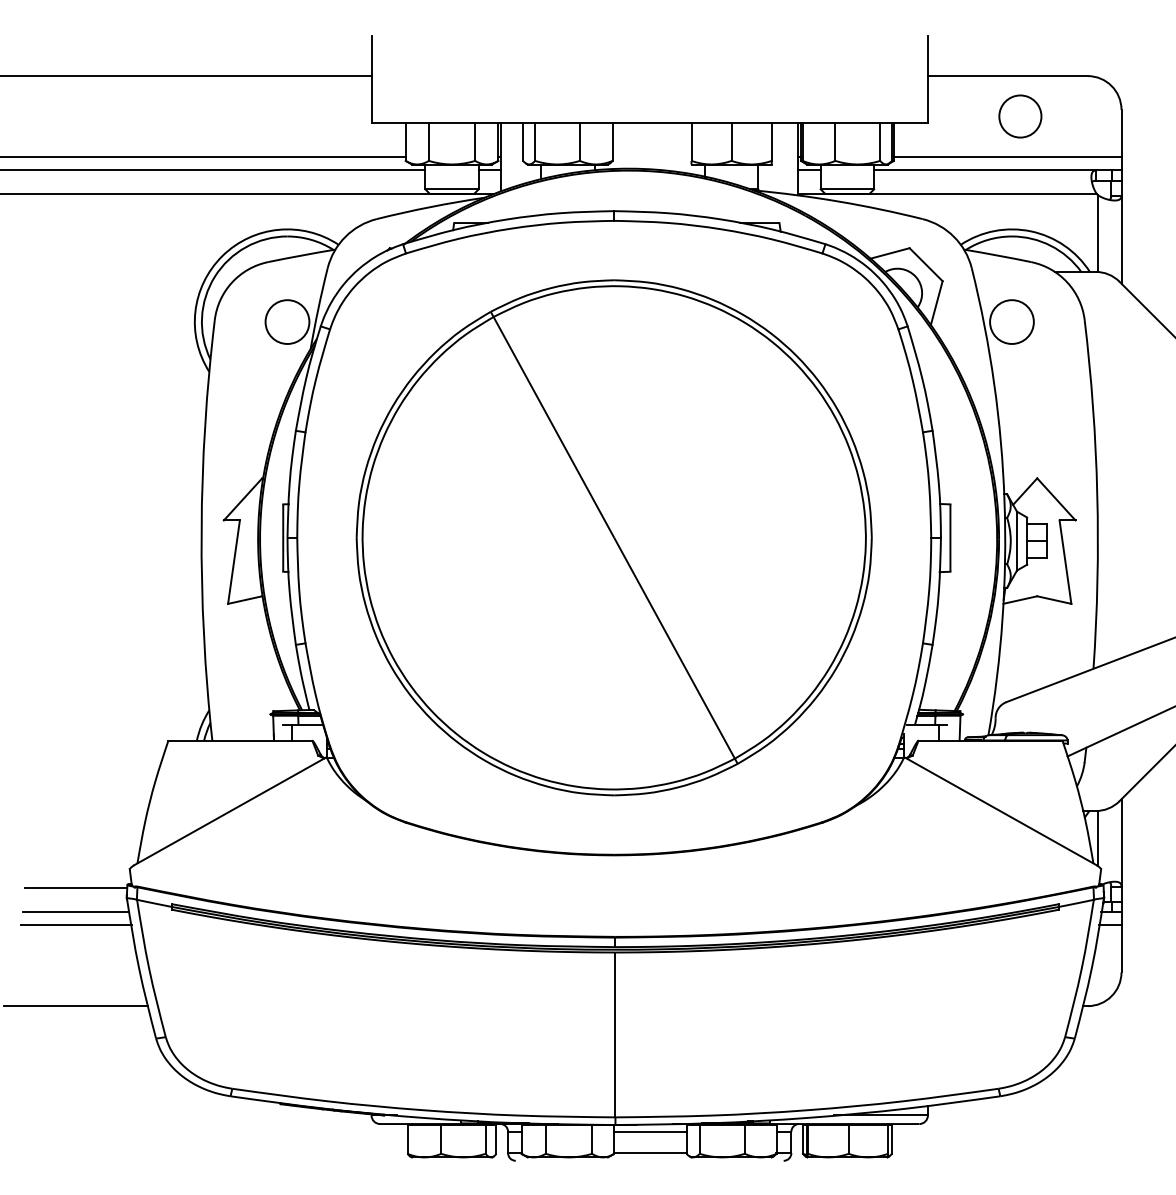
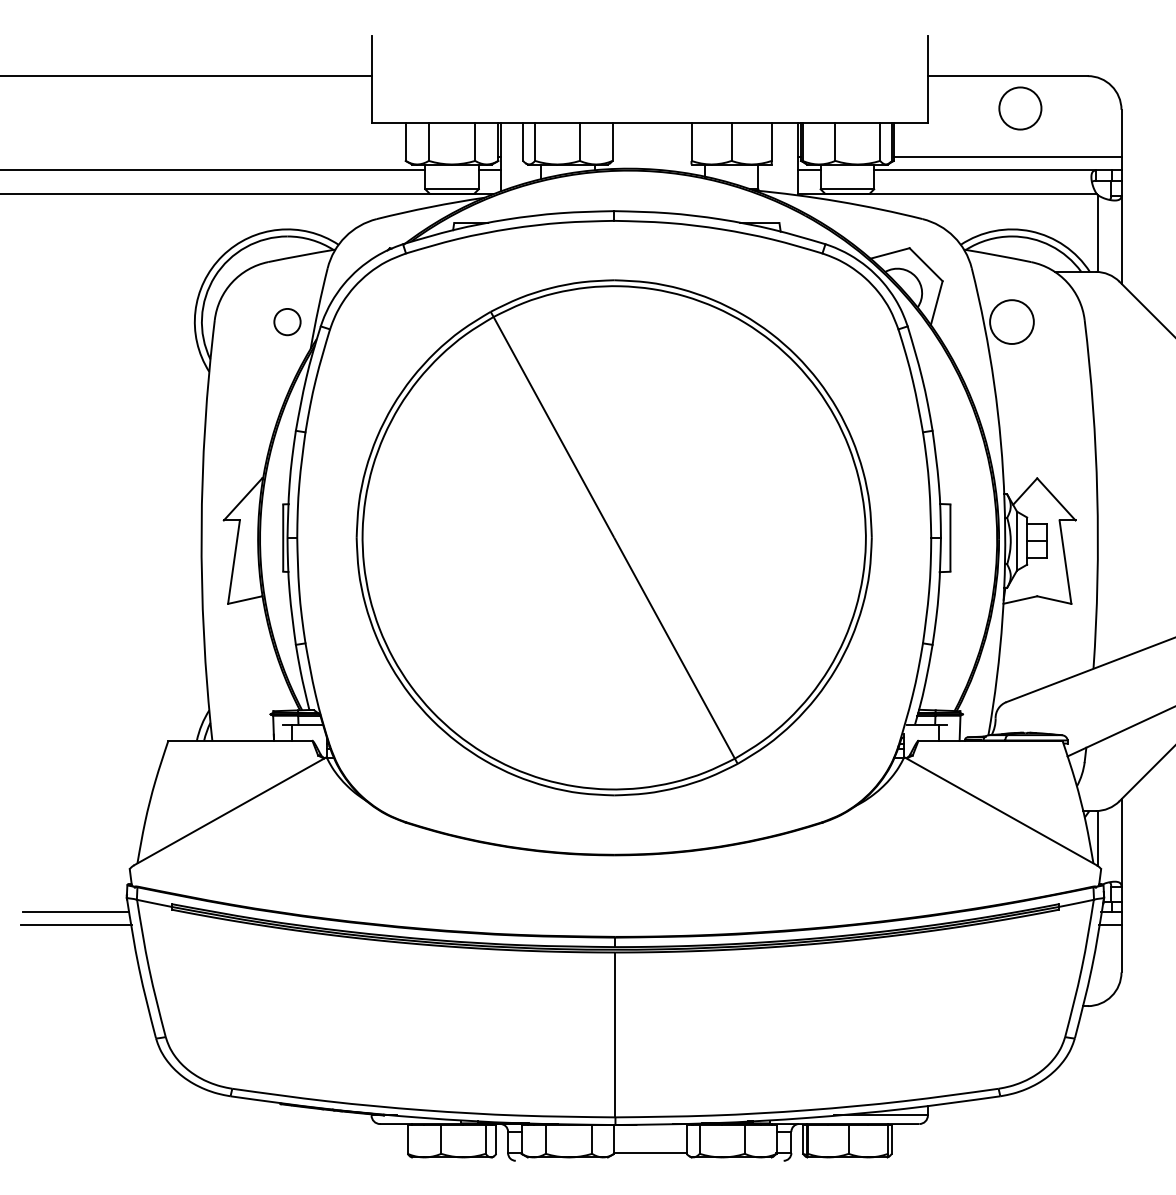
circle position: (1020, 116) -> (1020, 108) (1020, 108)
line: present -> none (203, 156)
circle diameter: 44 px -> 26 px (287, 321)
line: present -> none (76, 888)
line: present -> none (76, 1006)
line: present -> none (650, 1131)
